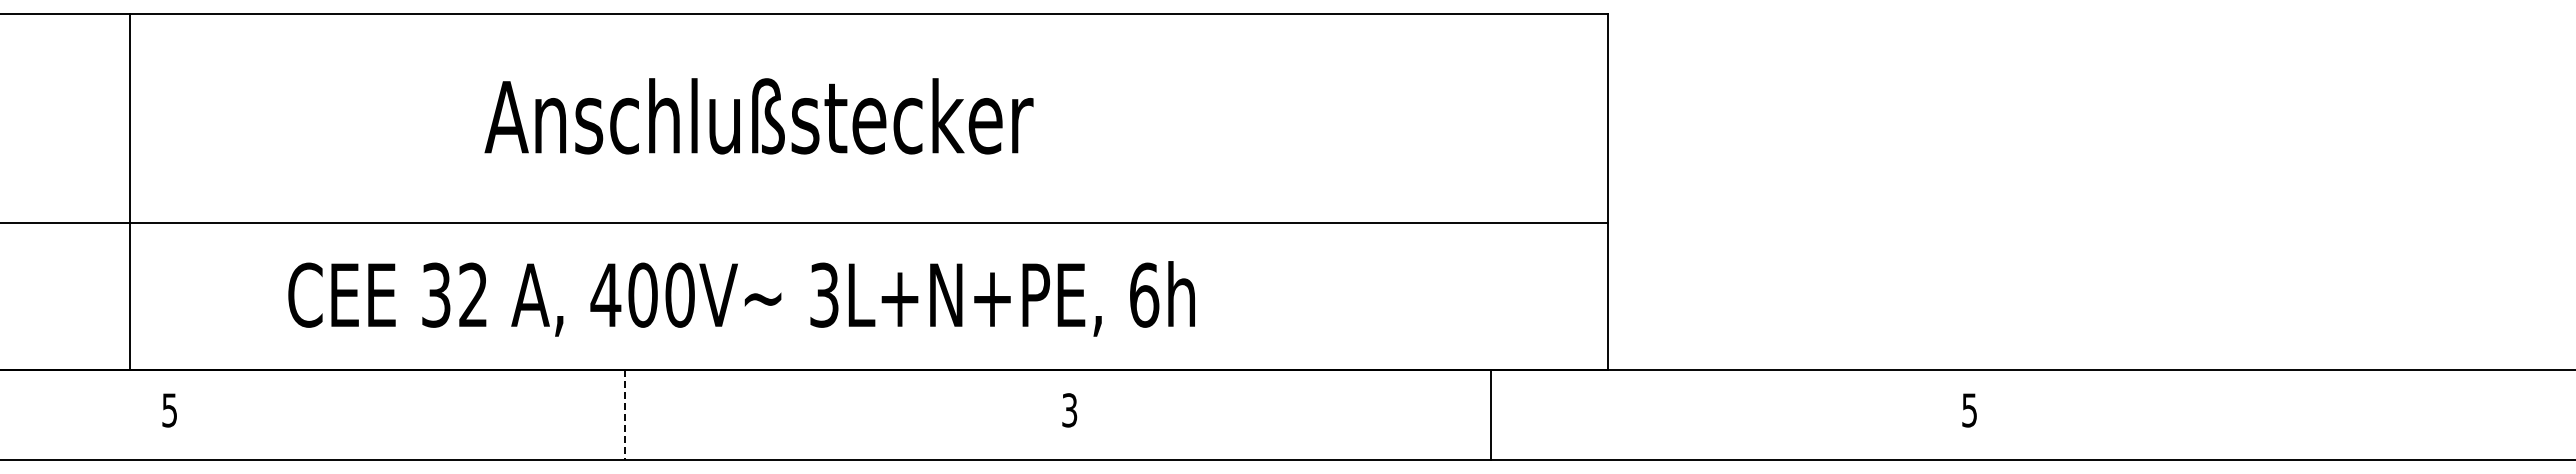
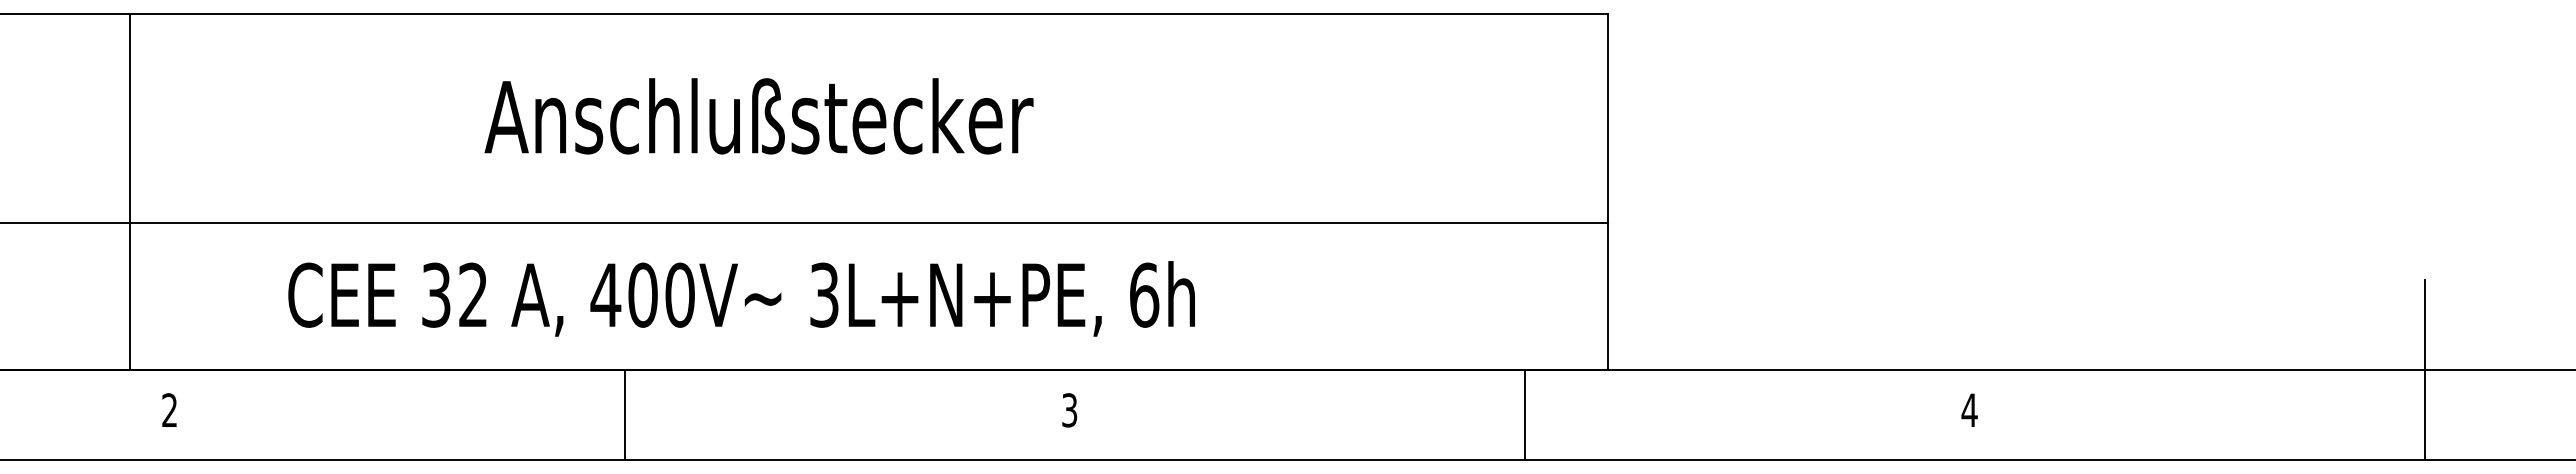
line: none -> present (2424, 369)
text: 5 -> 2 (169, 410)
text: 5 -> 4 (1969, 410)
line: dashed -> solid (625, 414)
line position: (1490, 414) -> (1524, 414) (1524, 414)
